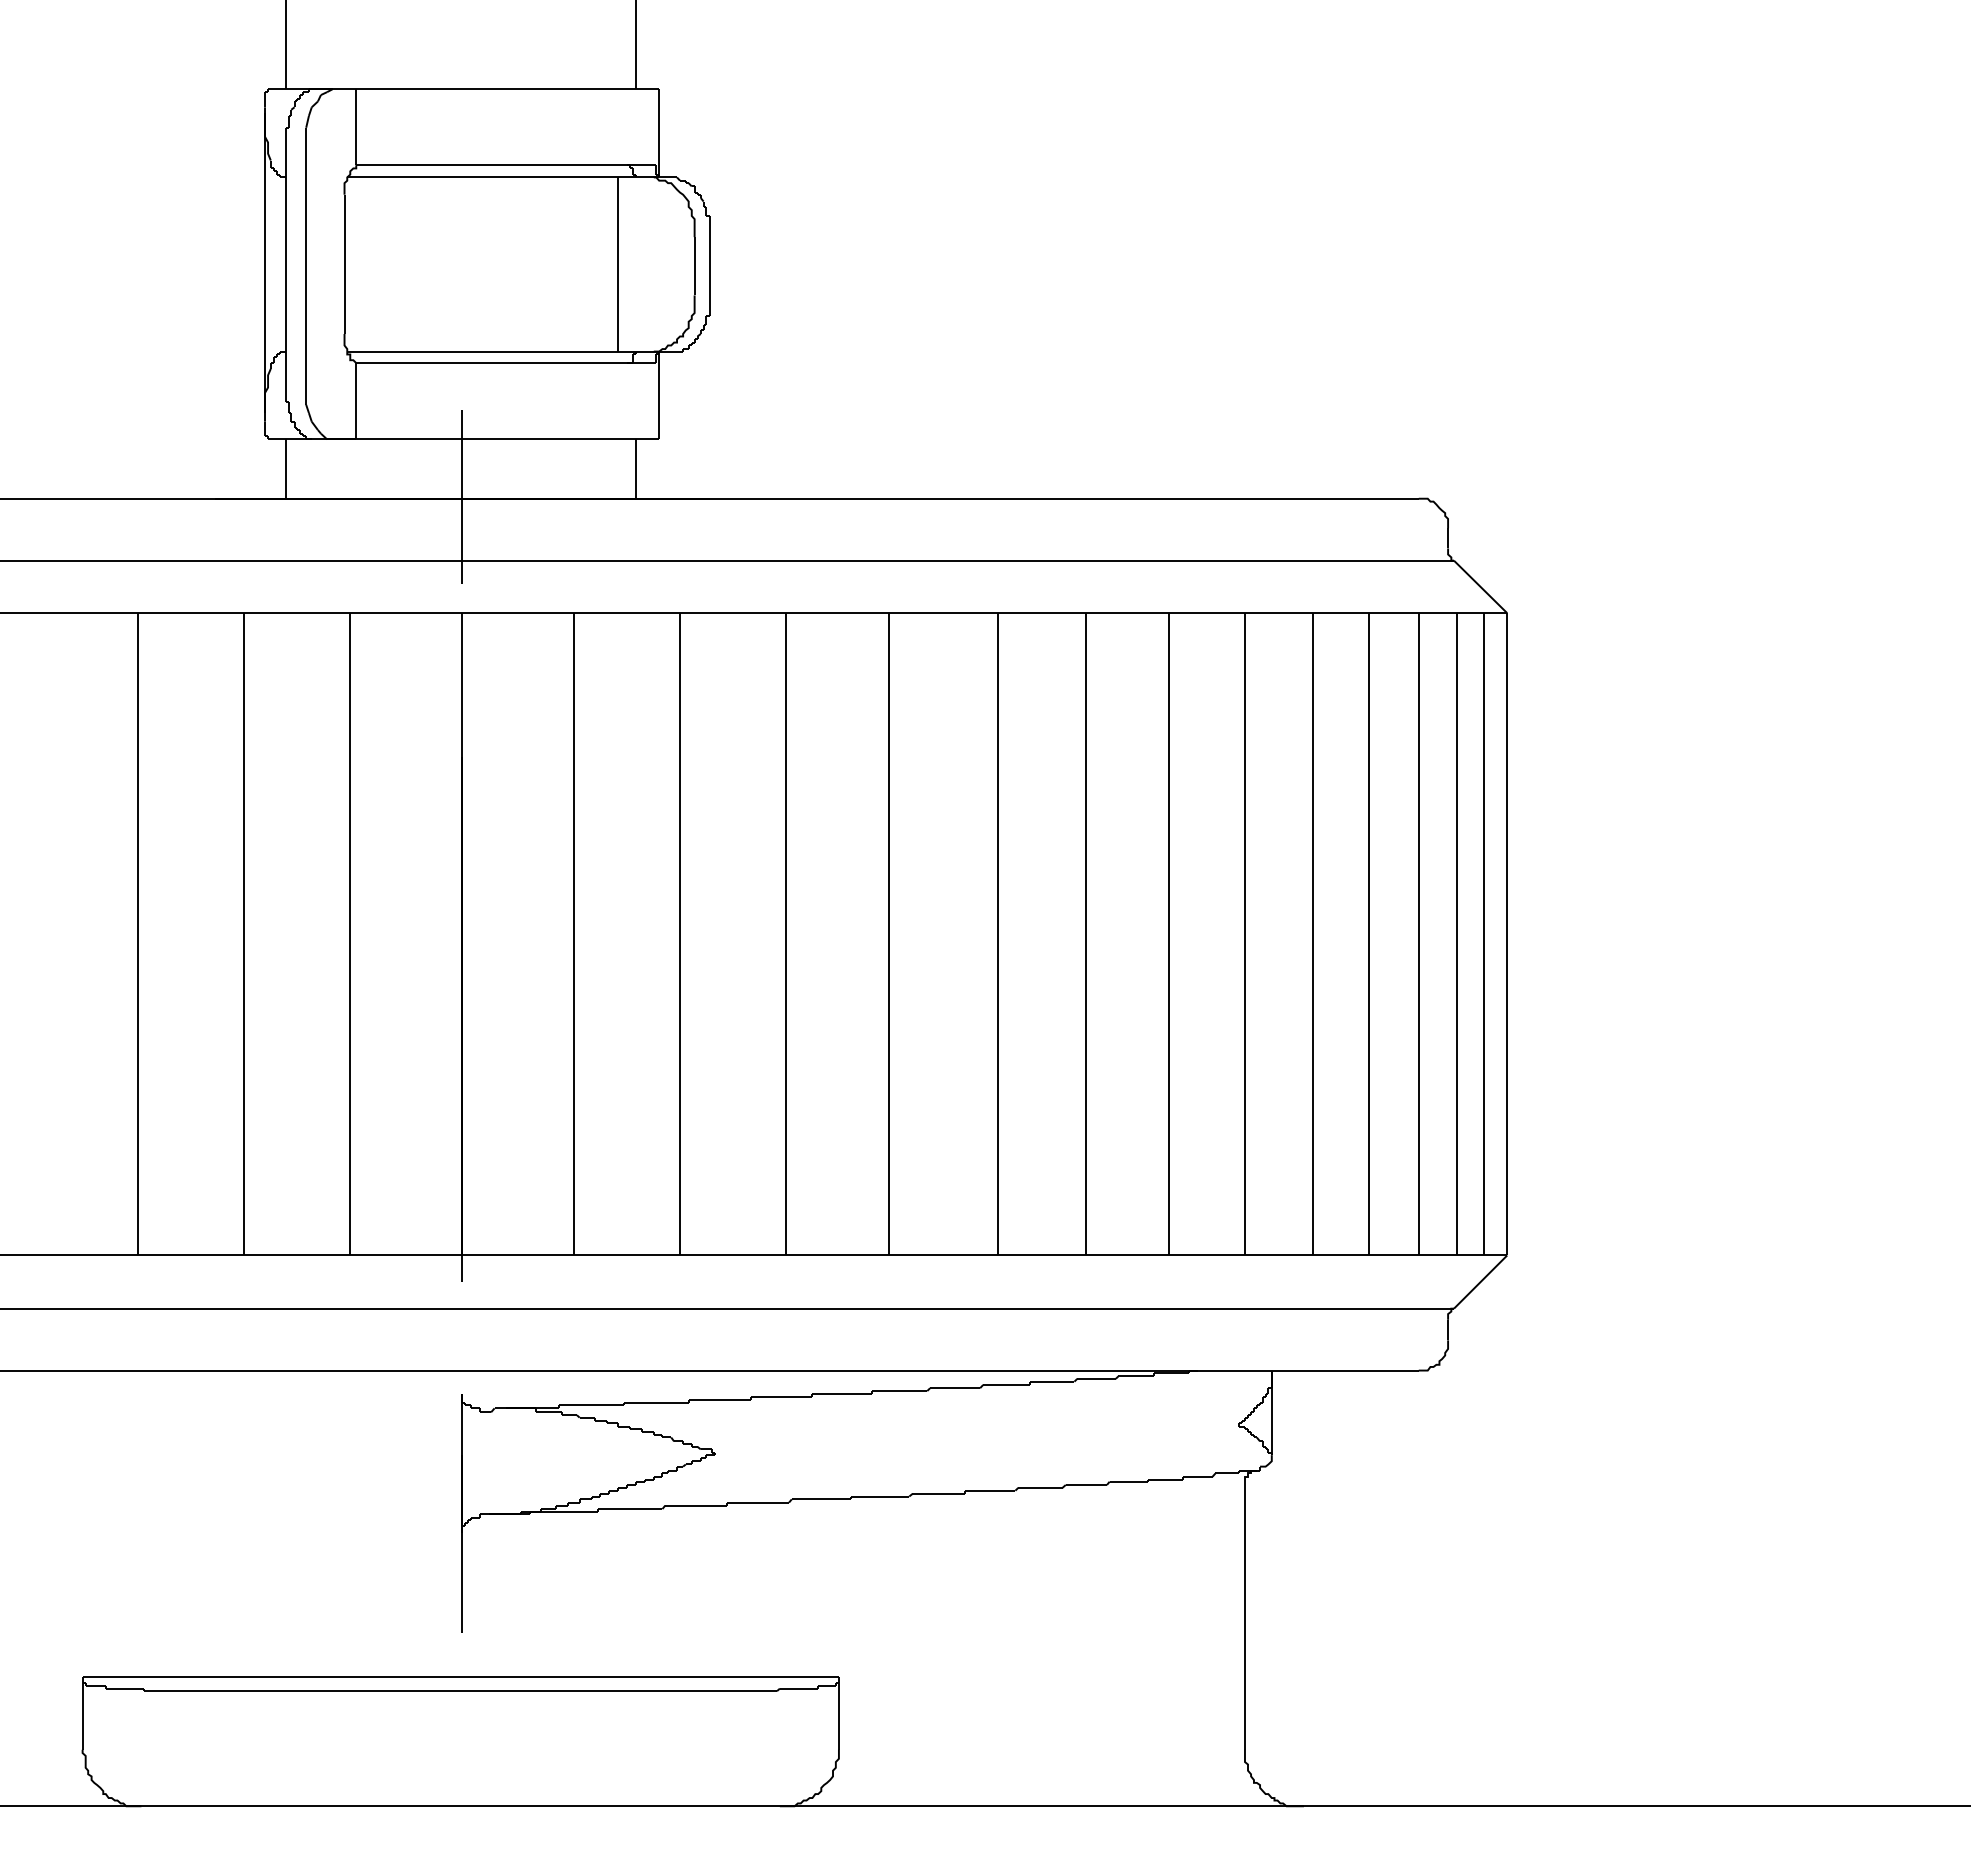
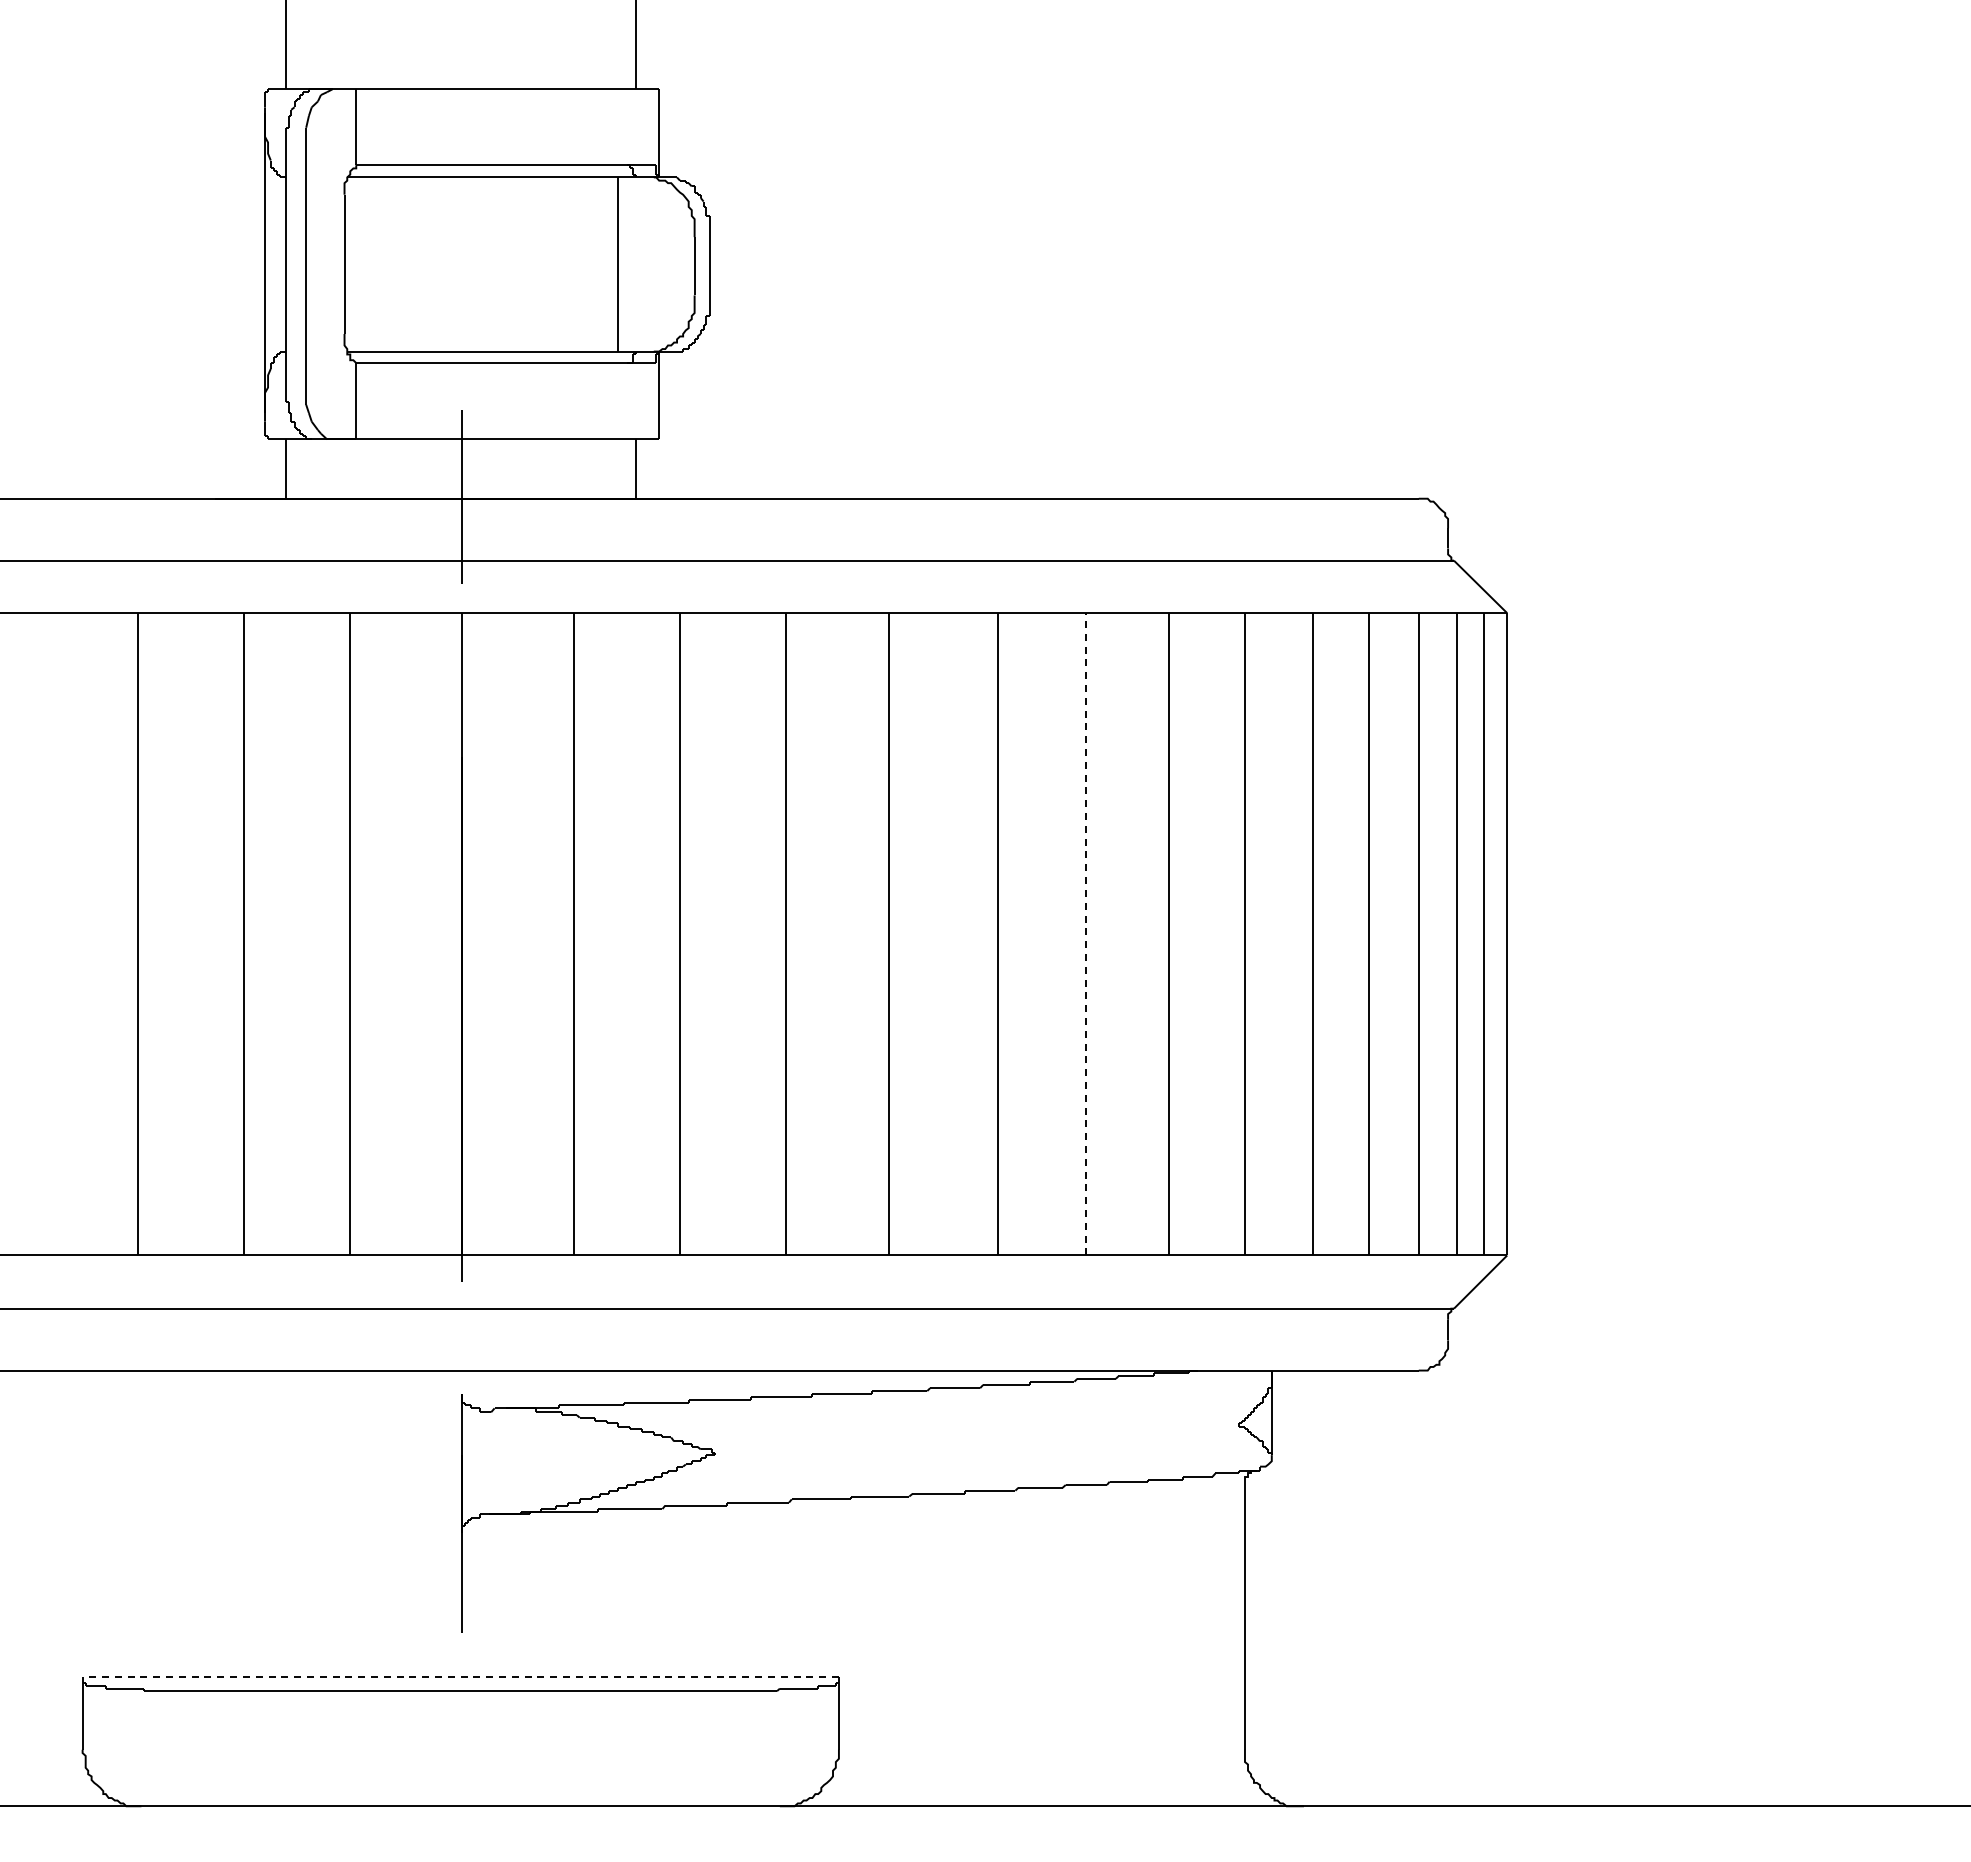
line: solid -> dashed (1086, 933)
line: solid -> dashed (460, 1676)
